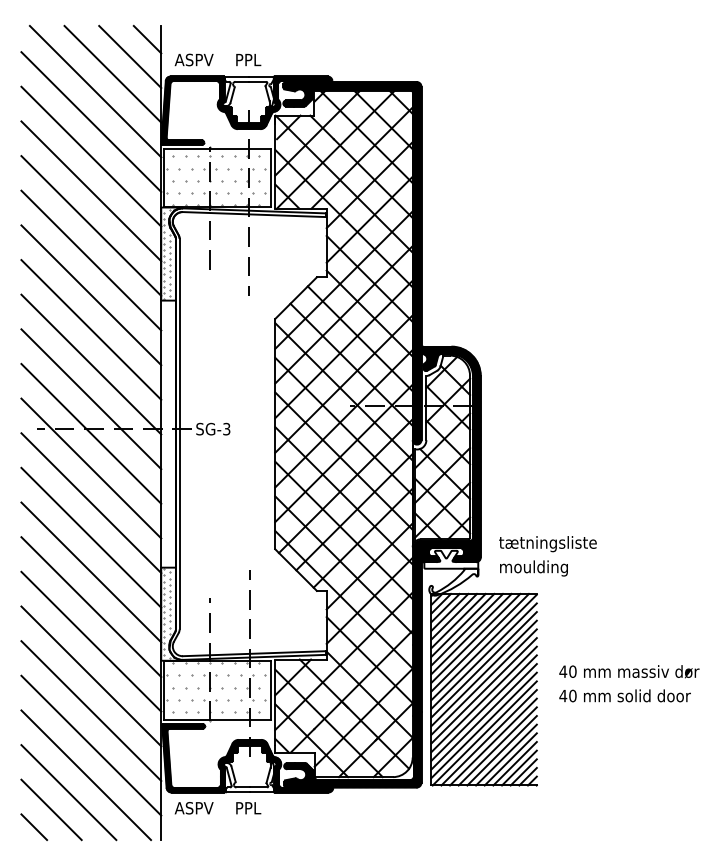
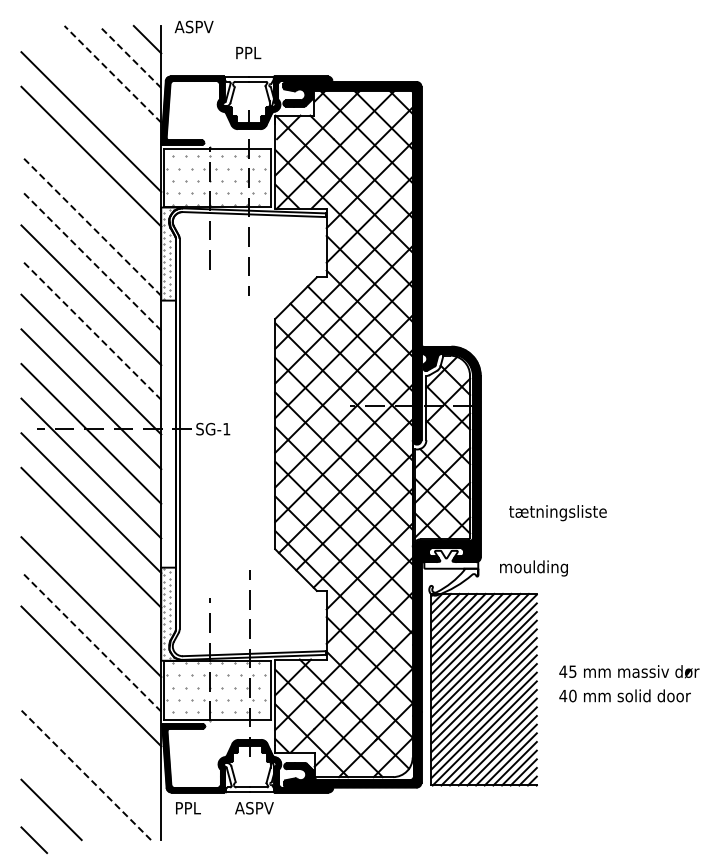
line: solid -> dashed (130, 56)
text position: (193, 59) -> (193, 26) (193, 26)
text position: (248, 60) -> (248, 53) (248, 53)
line: solid -> dashed (112, 73)
line: present -> none (95, 91)
line: present -> none (91, 191)
line: solid -> dashed (91, 225)
line: solid -> dashed (91, 260)
line: solid -> dashed (91, 329)
text: SG-3 -> SG-1 (226, 428)
text position: (547, 544) -> (557, 513) (557, 513)
line: present -> none (91, 572)
line: solid -> dashed (91, 641)
text: 40 -> 45 (572, 671)
line: present -> none (91, 711)
line: present -> none (91, 745)
line: solid -> dashed (86, 775)
line: present -> none (68, 792)
text: ASPV -> PPL (193, 808)
text: PPL -> ASPV (254, 808)
line position: (33, 826) -> (33, 839) (33, 839)
